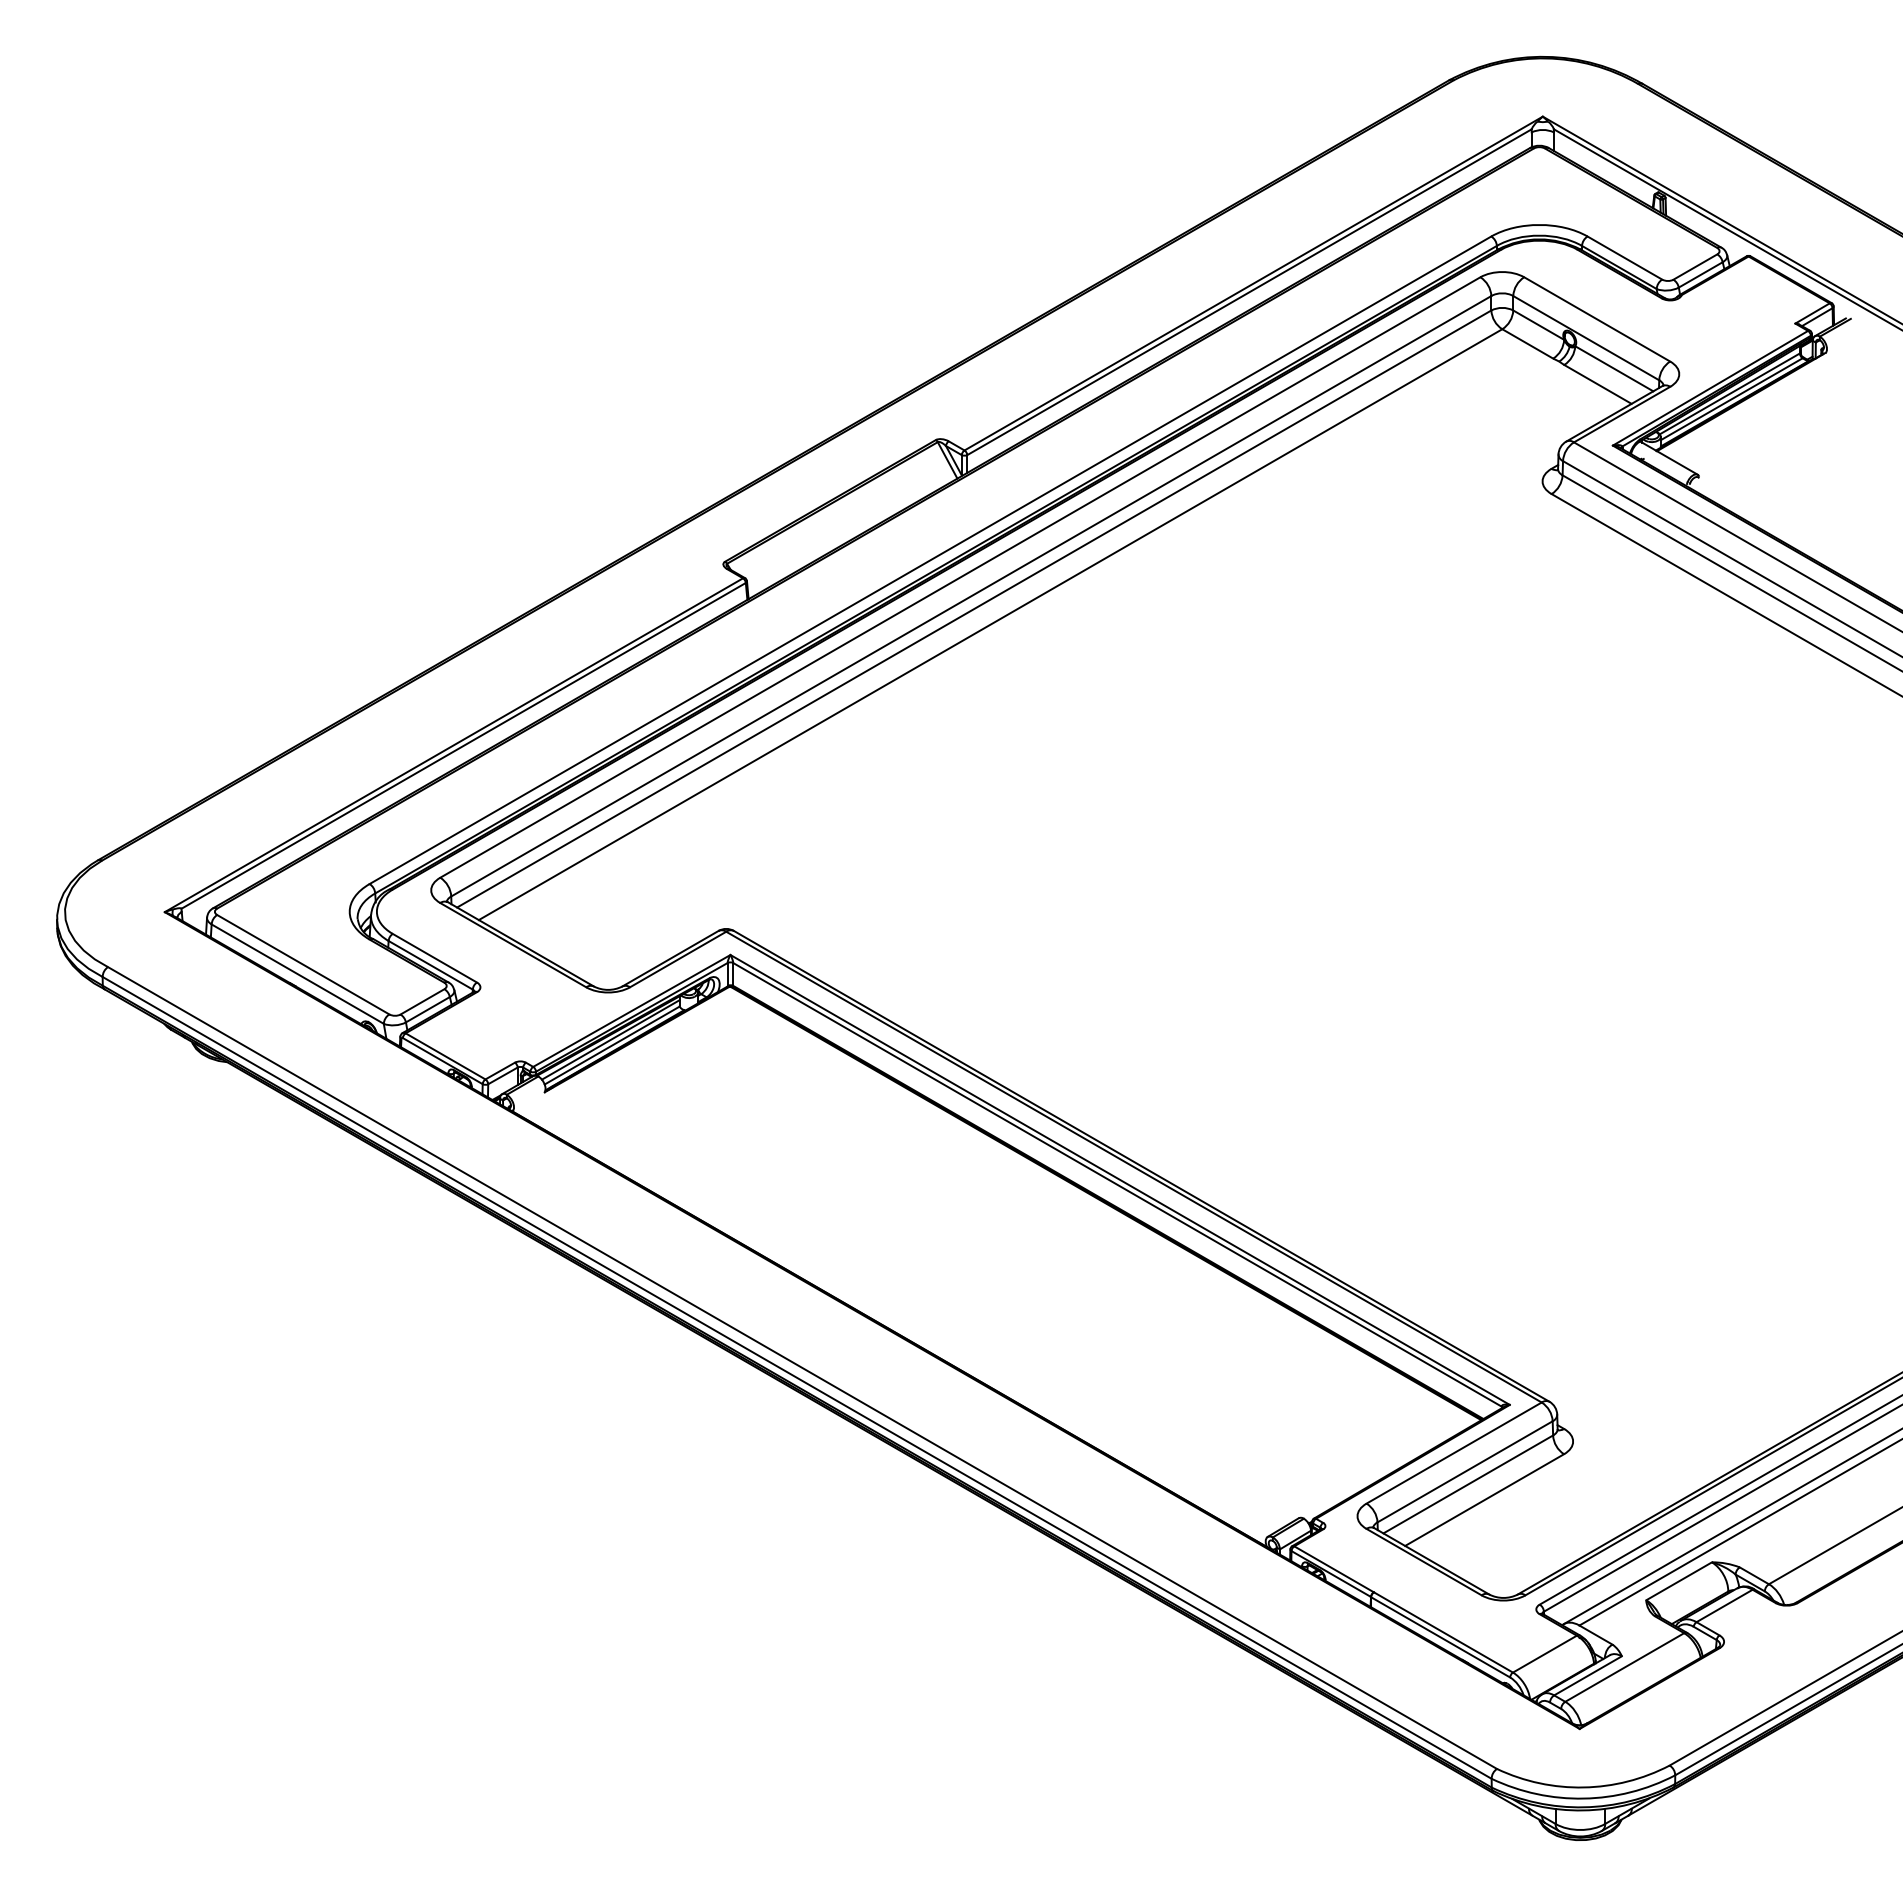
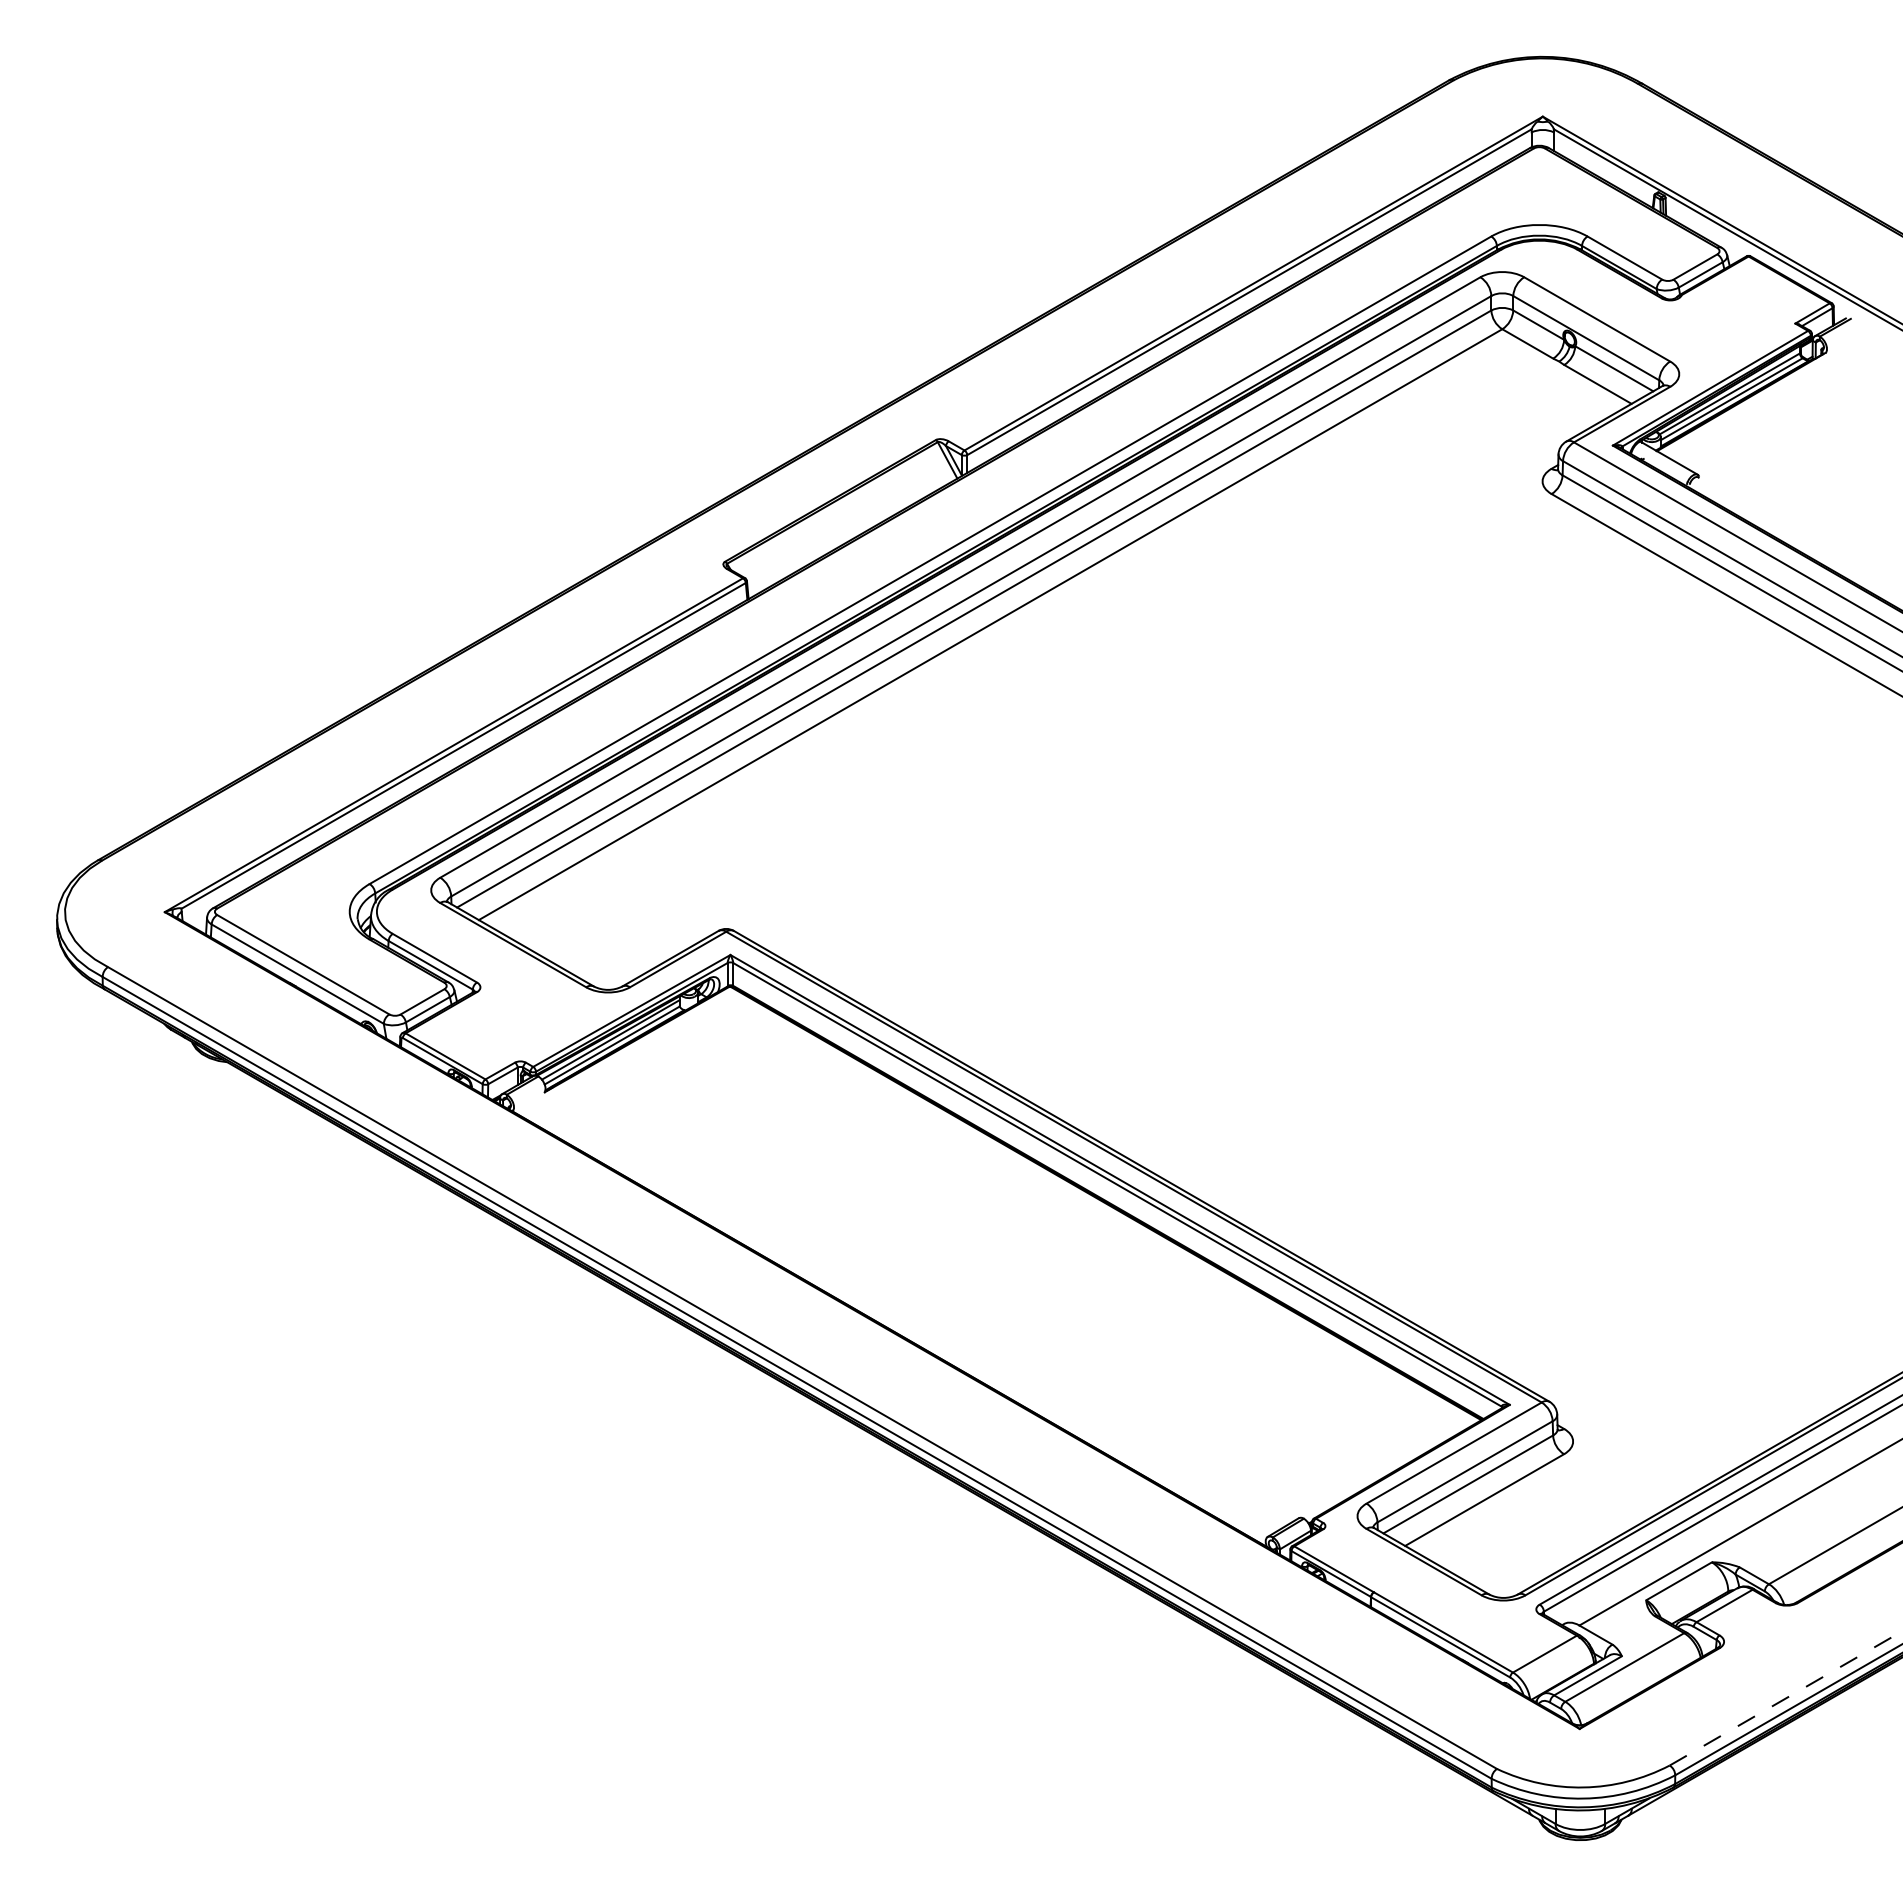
line: present -> none (1731, 1527)
line: solid -> dashed (1786, 1698)
